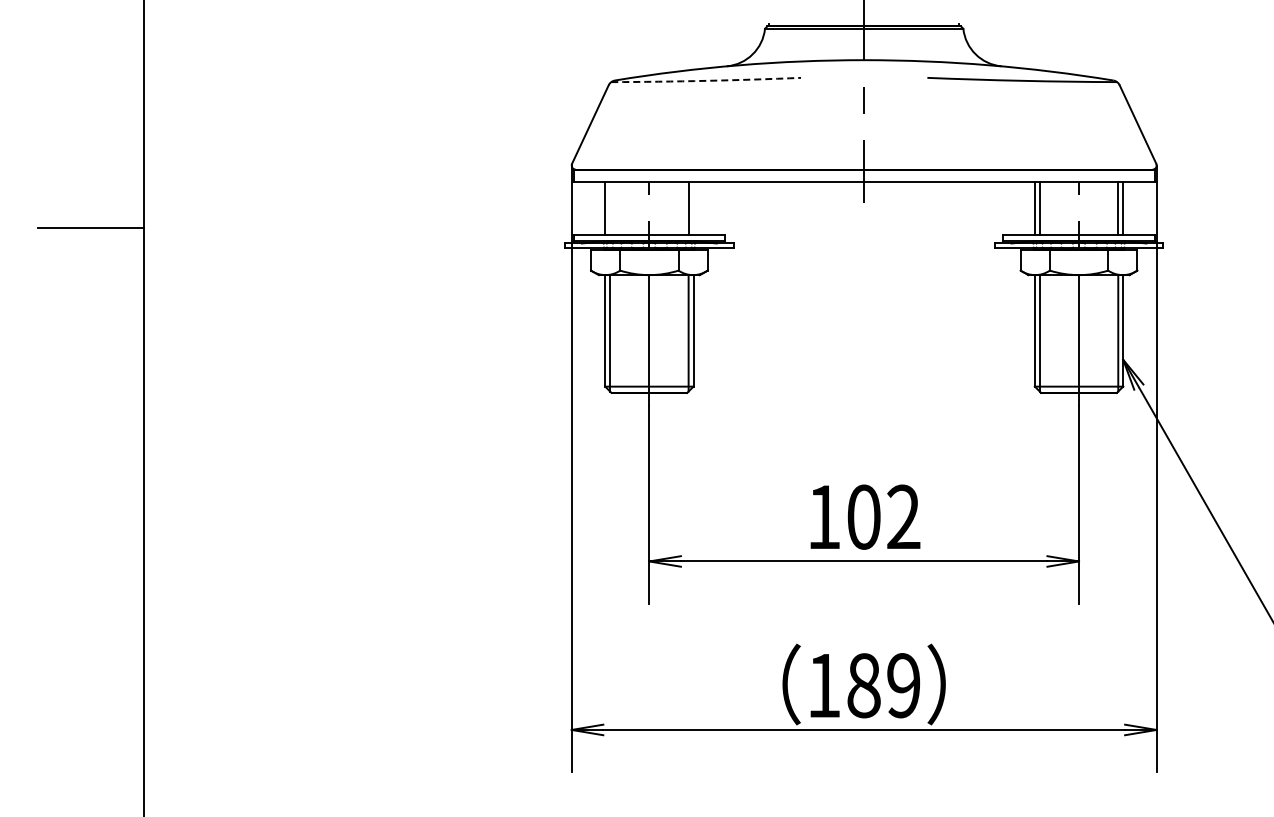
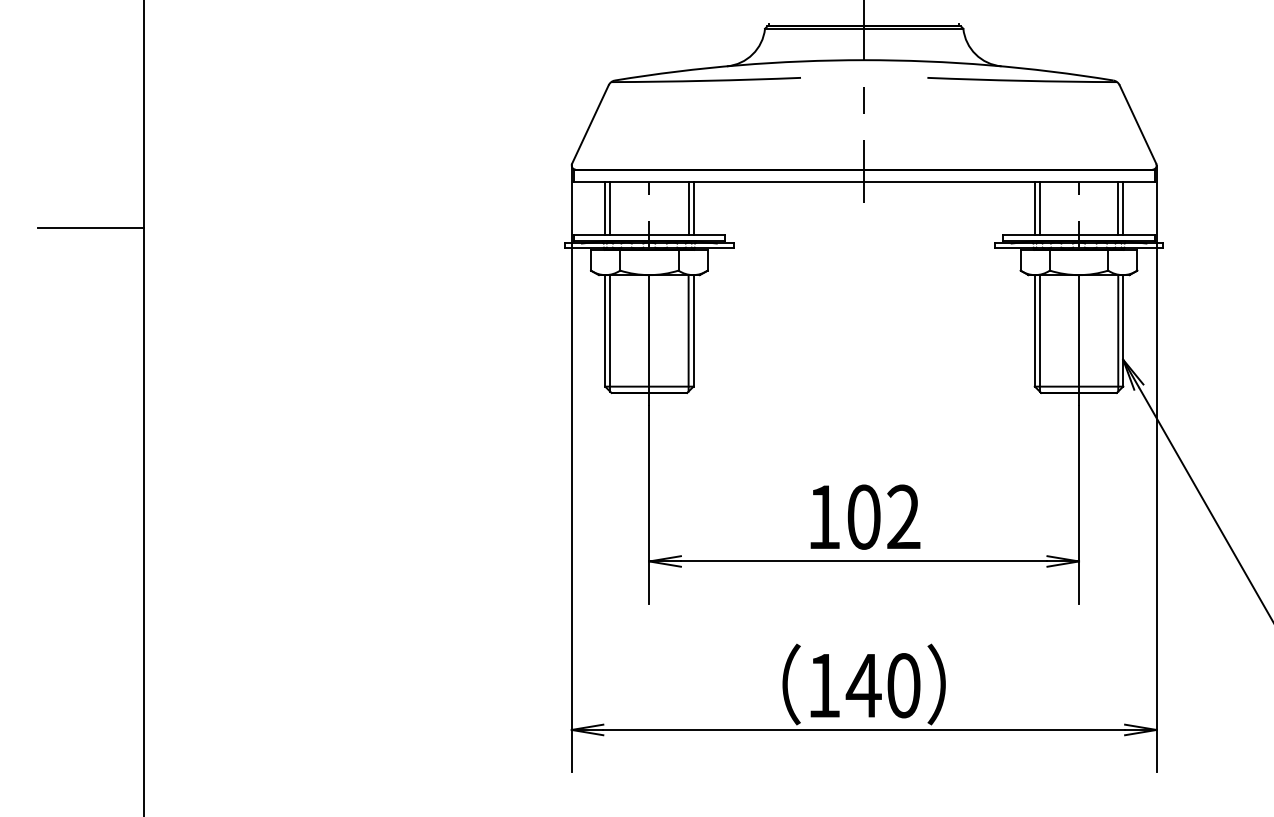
arc: dashed -> solid (706, 80)
line: none -> present (610, 208)
line: none -> present (693, 208)
text: 189 -> 140 (882, 685)
